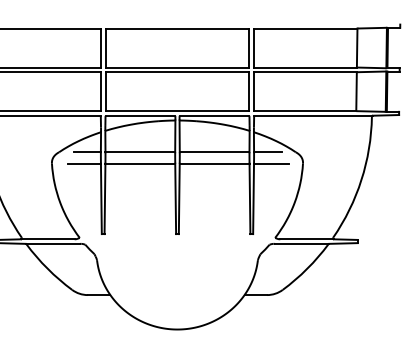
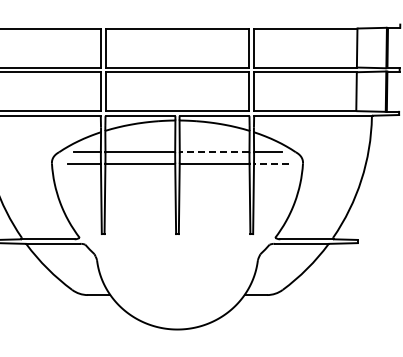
line: solid -> dashed (214, 152)
line: solid -> dashed (270, 163)
